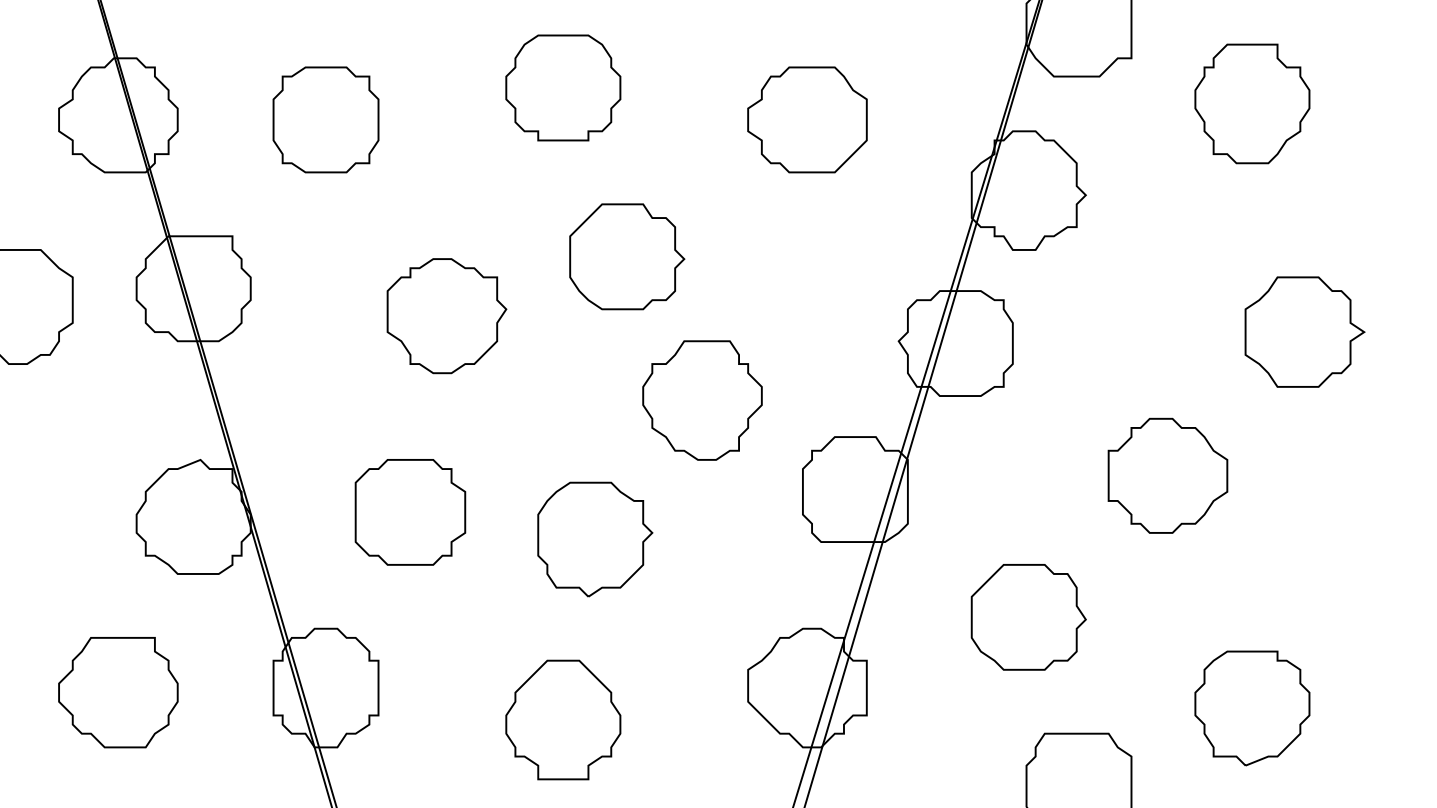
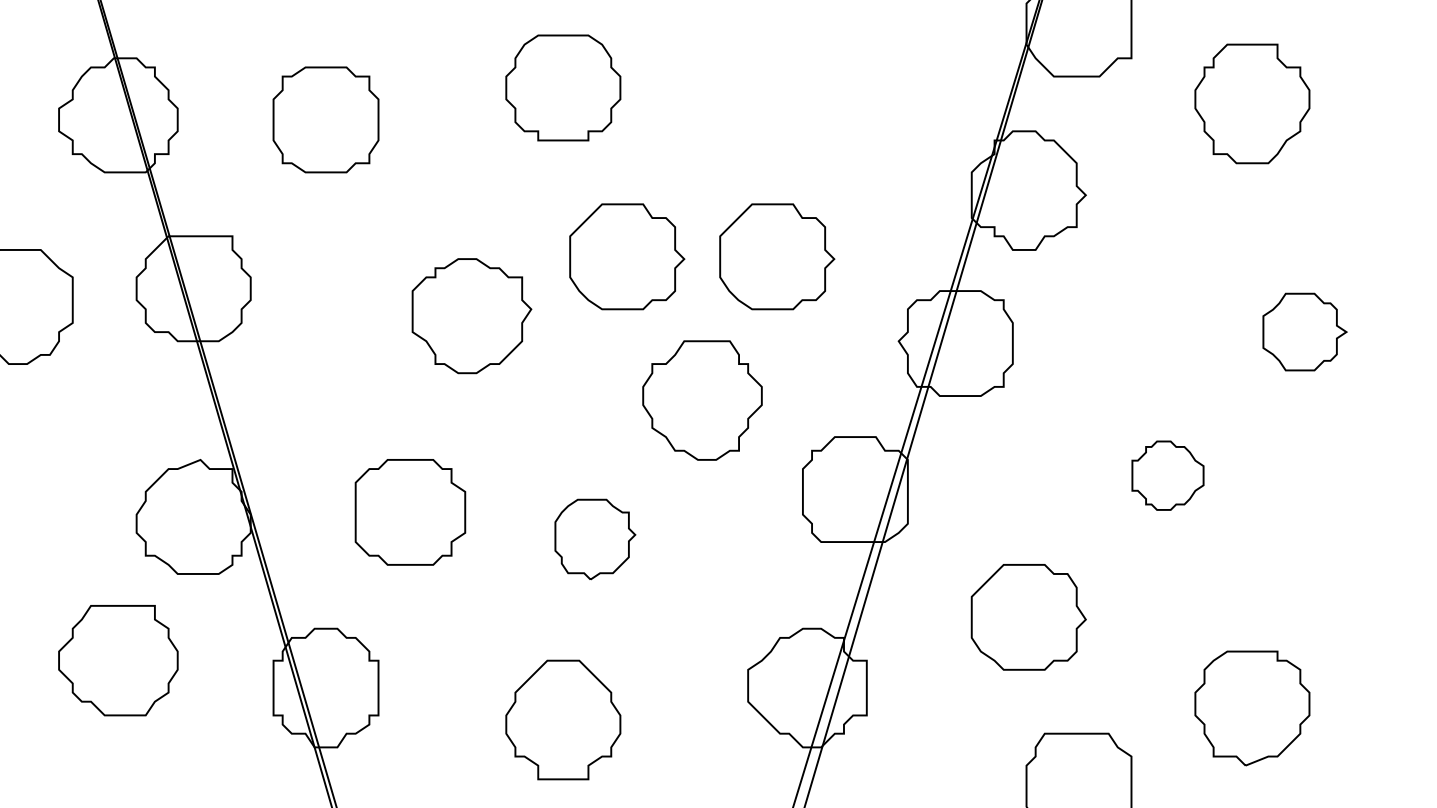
part: present -> none (807, 119)
part: none -> present (777, 256)
part position: (446, 316) -> (471, 316) (471, 316)
part size: 122x112 px -> 86x80 px (1304, 331)
part size: 122x117 px -> 74x71 px (1167, 475)
part size: 117x117 px -> 83x83 px (595, 539)
part position: (118, 692) -> (118, 660) (118, 660)
